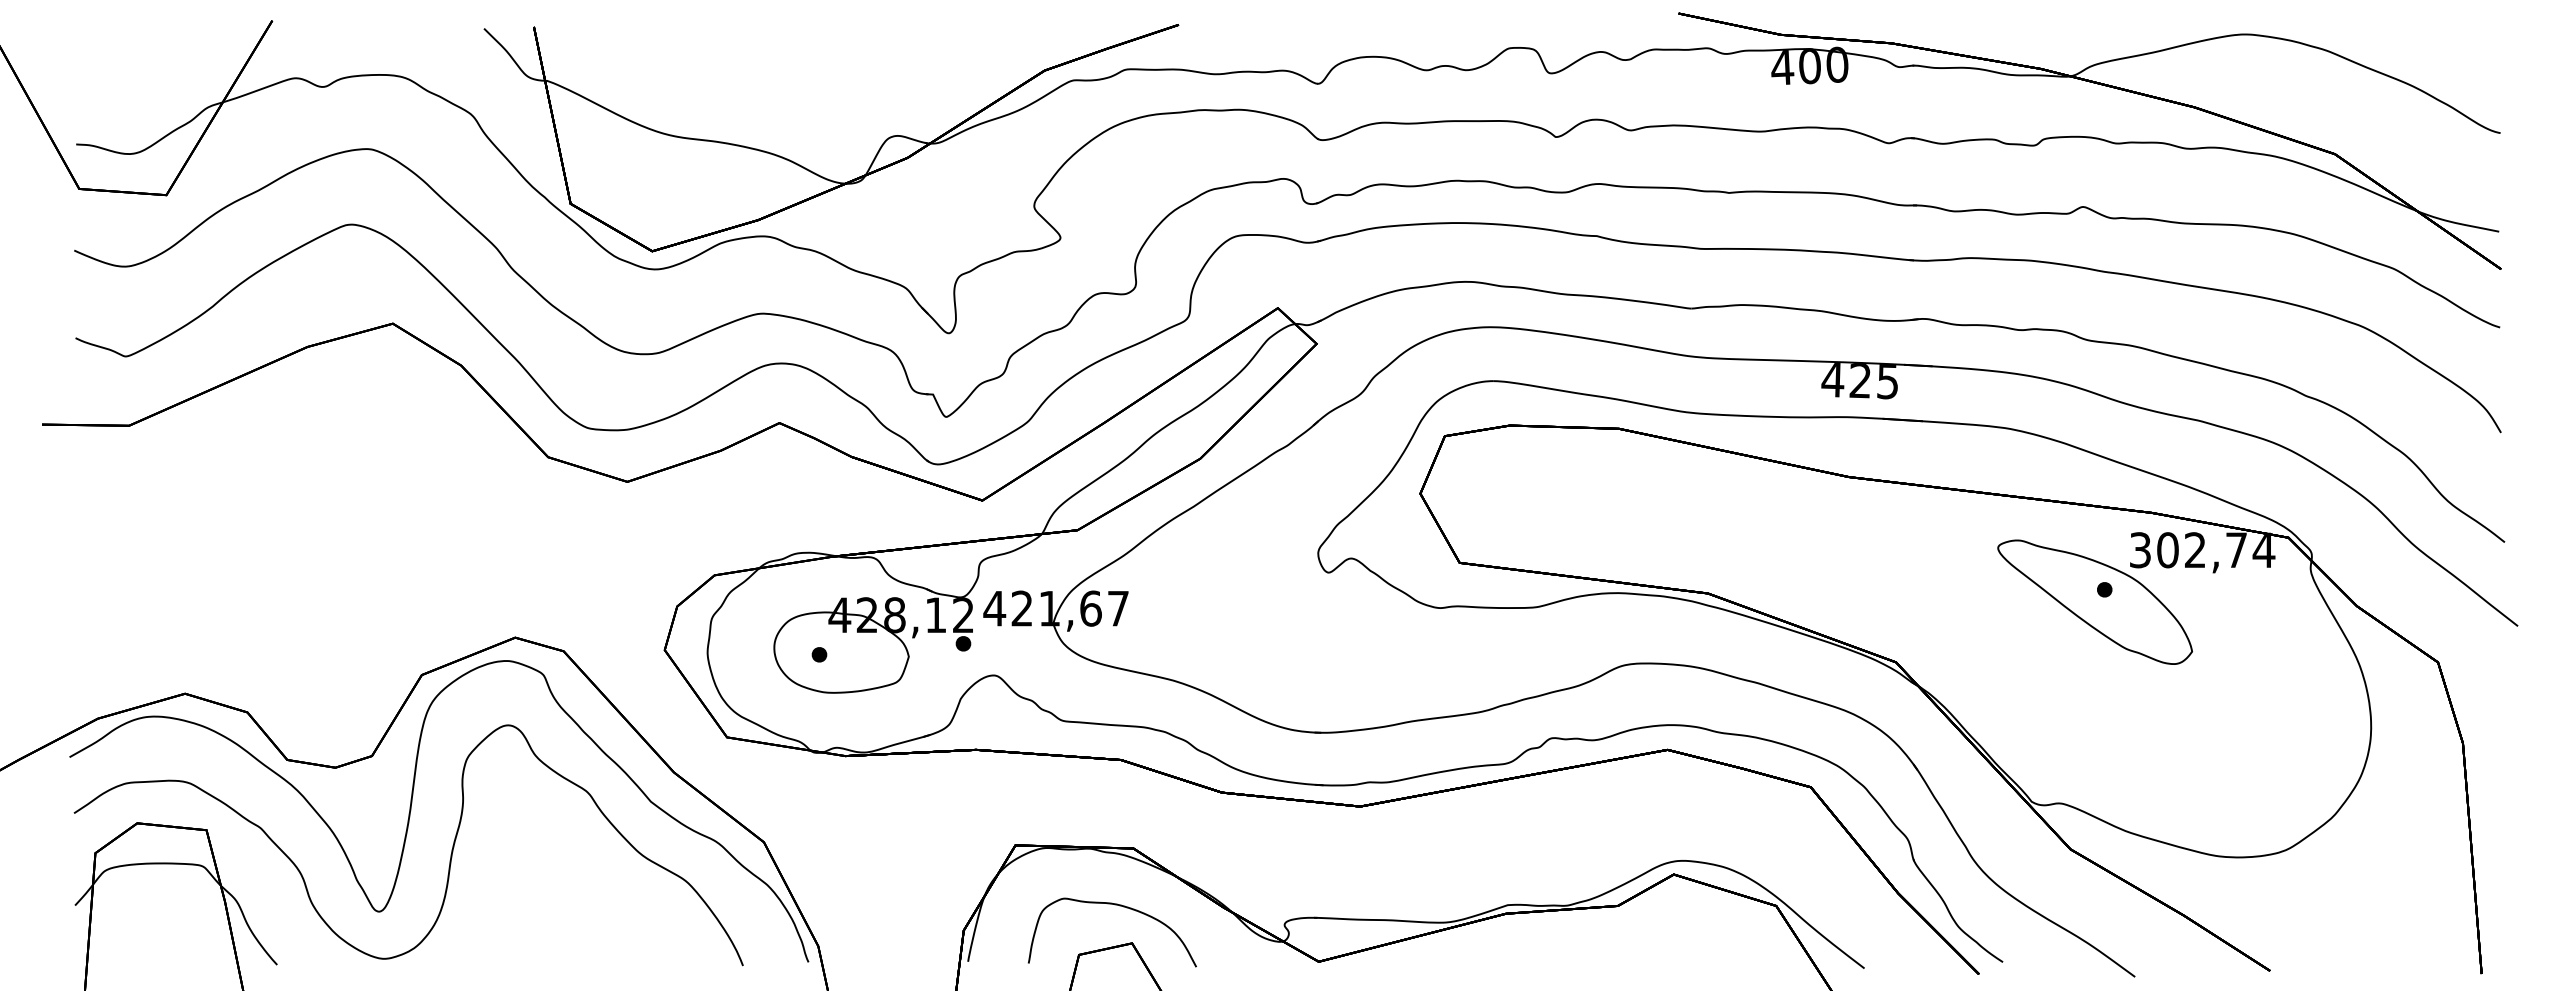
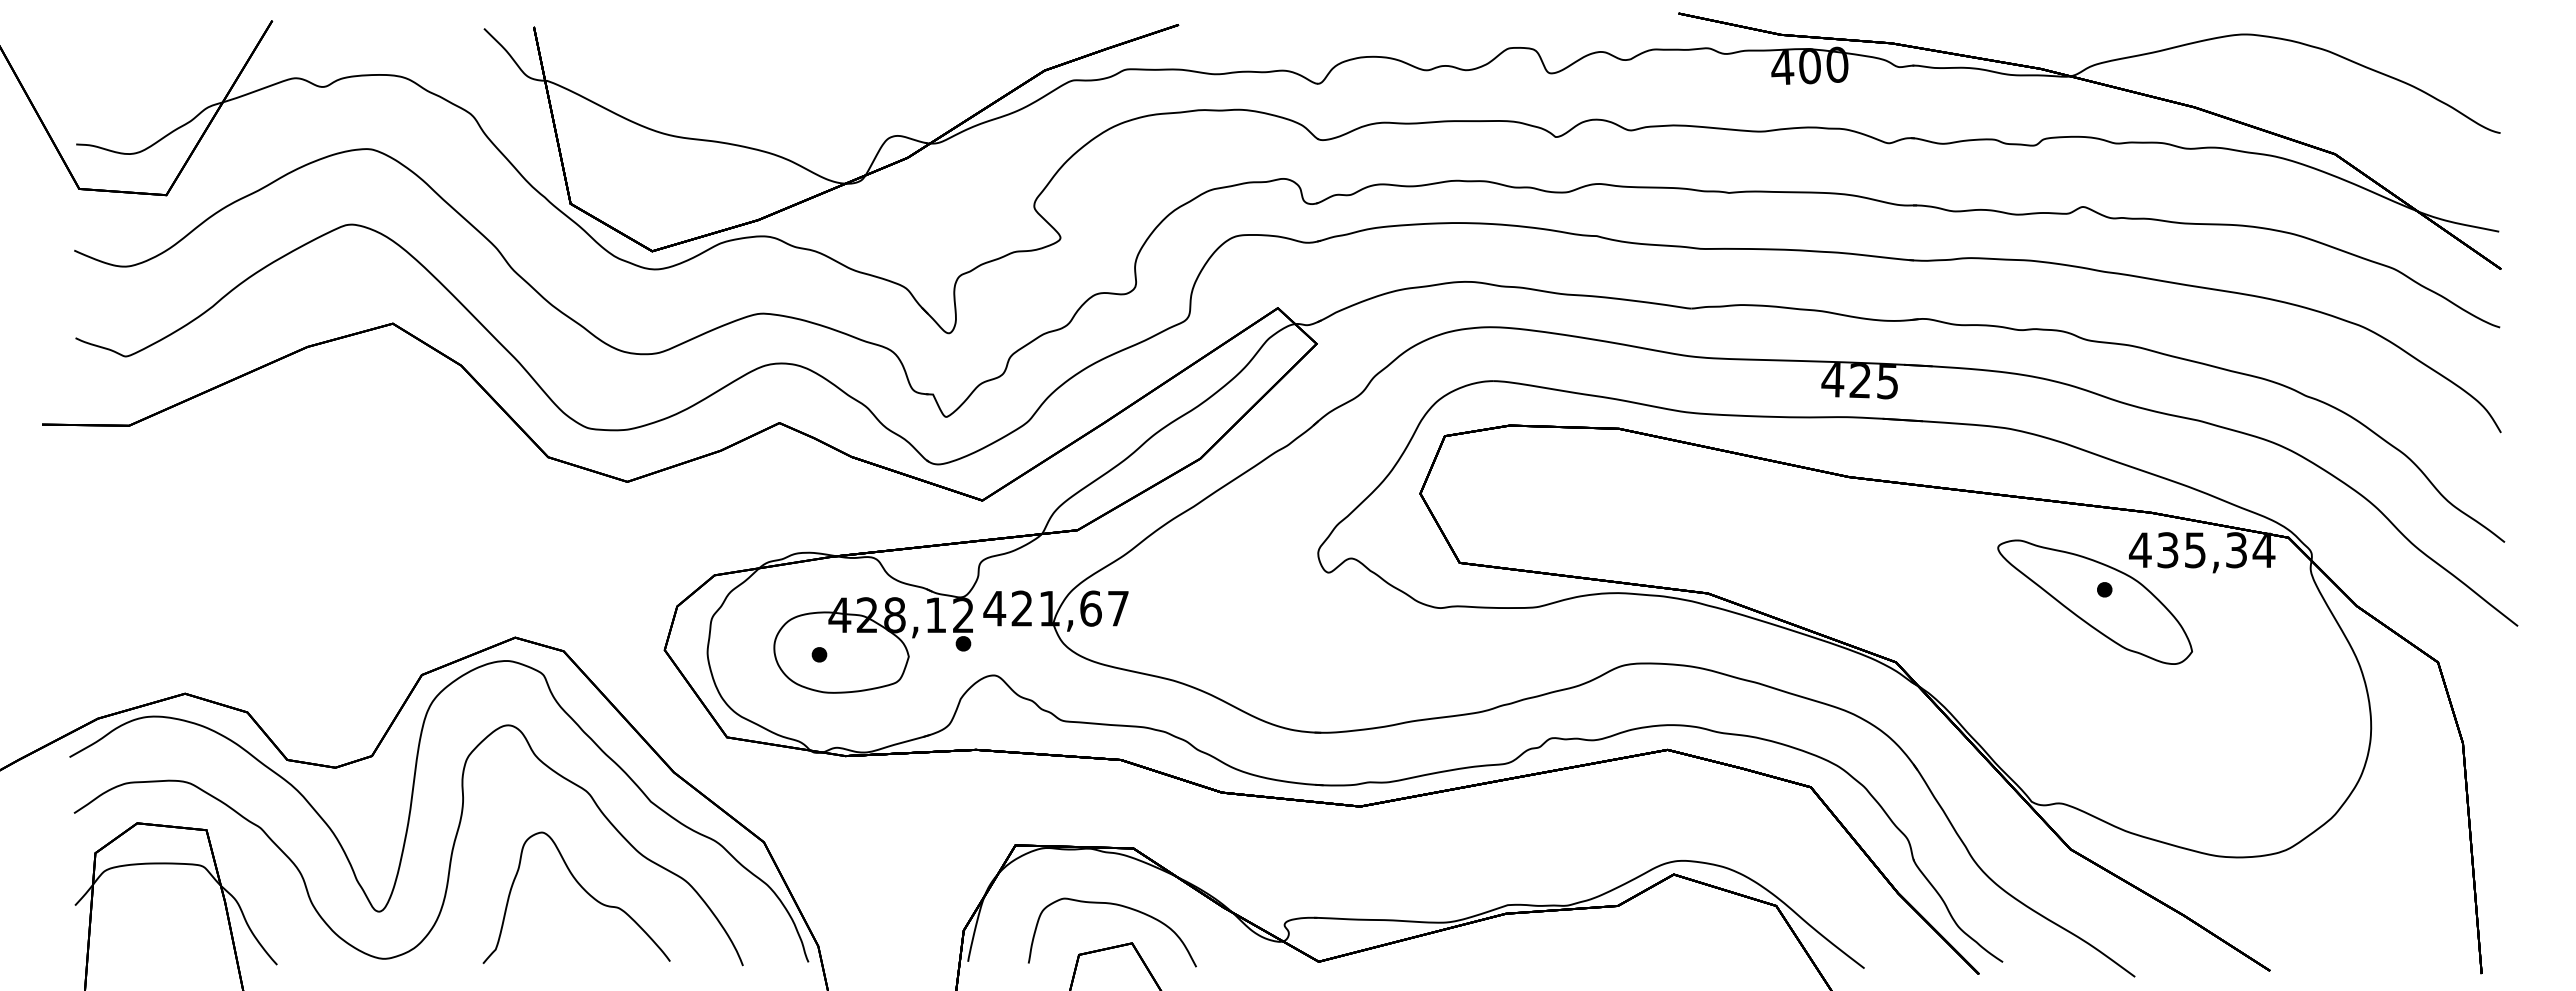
text: 302,74 -> 435,34 (2187, 550)
curve: none -> present (583, 890)
